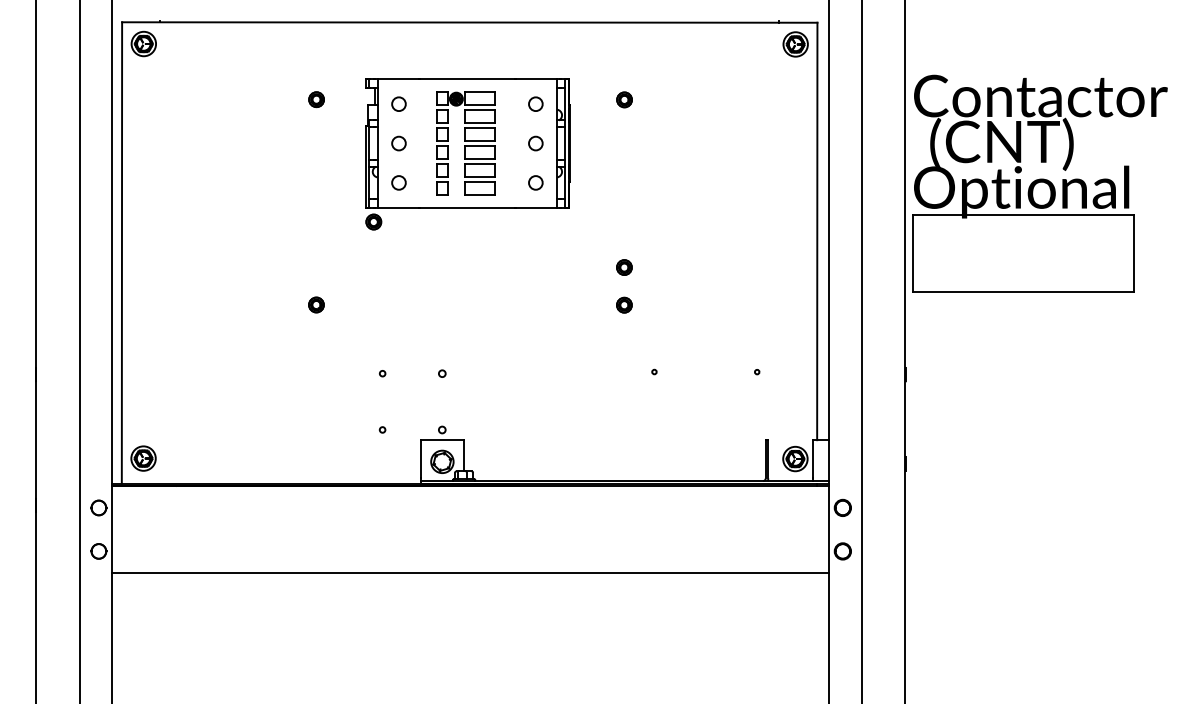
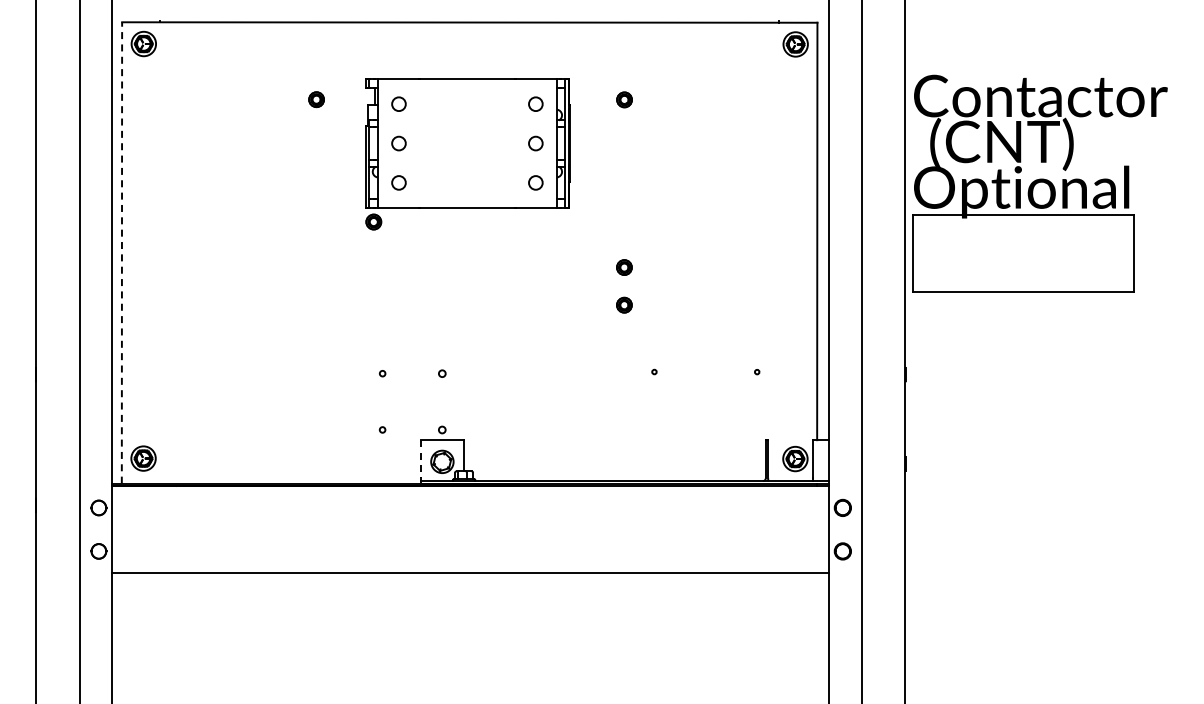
part: present -> none (465, 143)
line: solid -> dashed (121, 252)
part: present -> none (316, 304)
line: solid -> dashed (420, 459)
